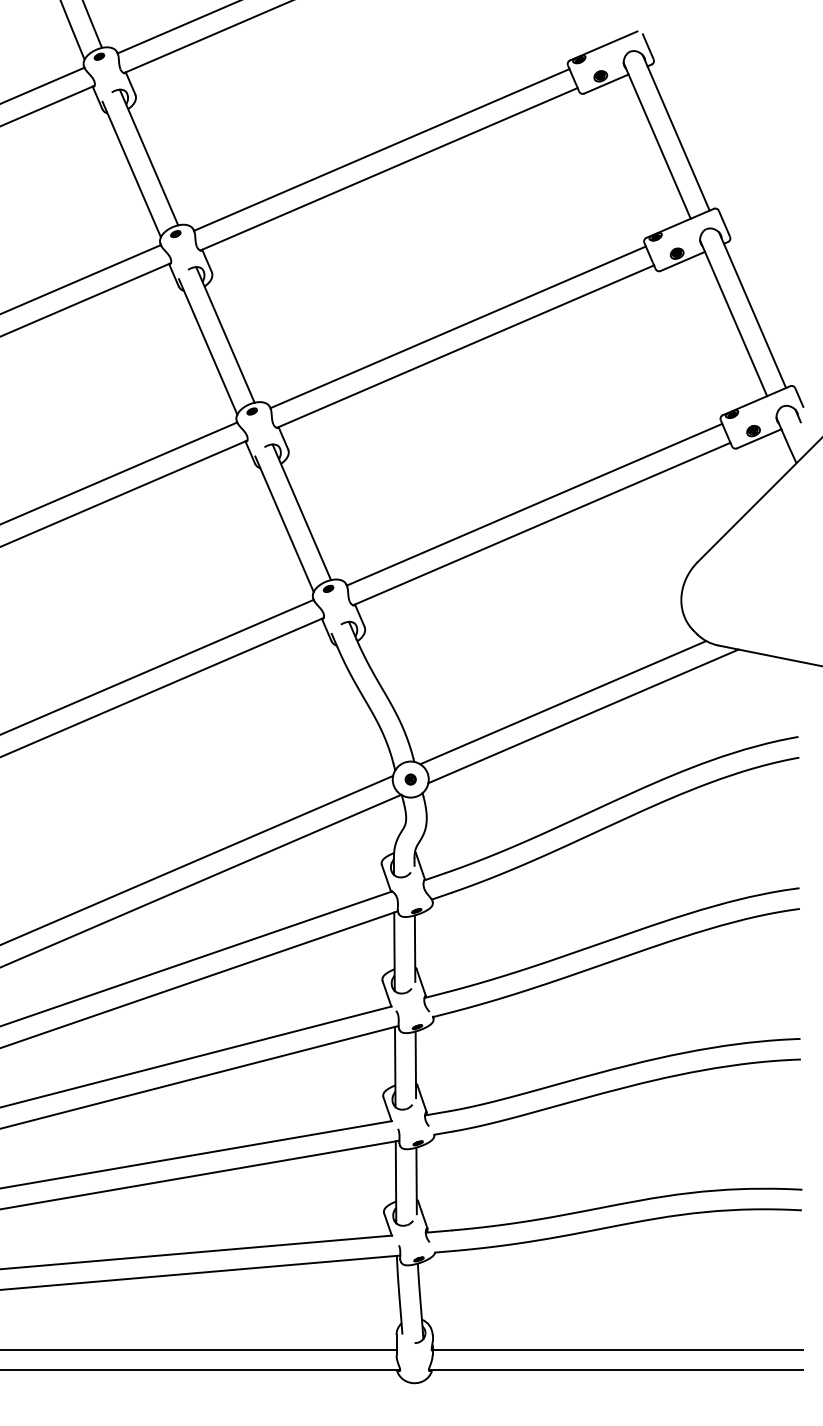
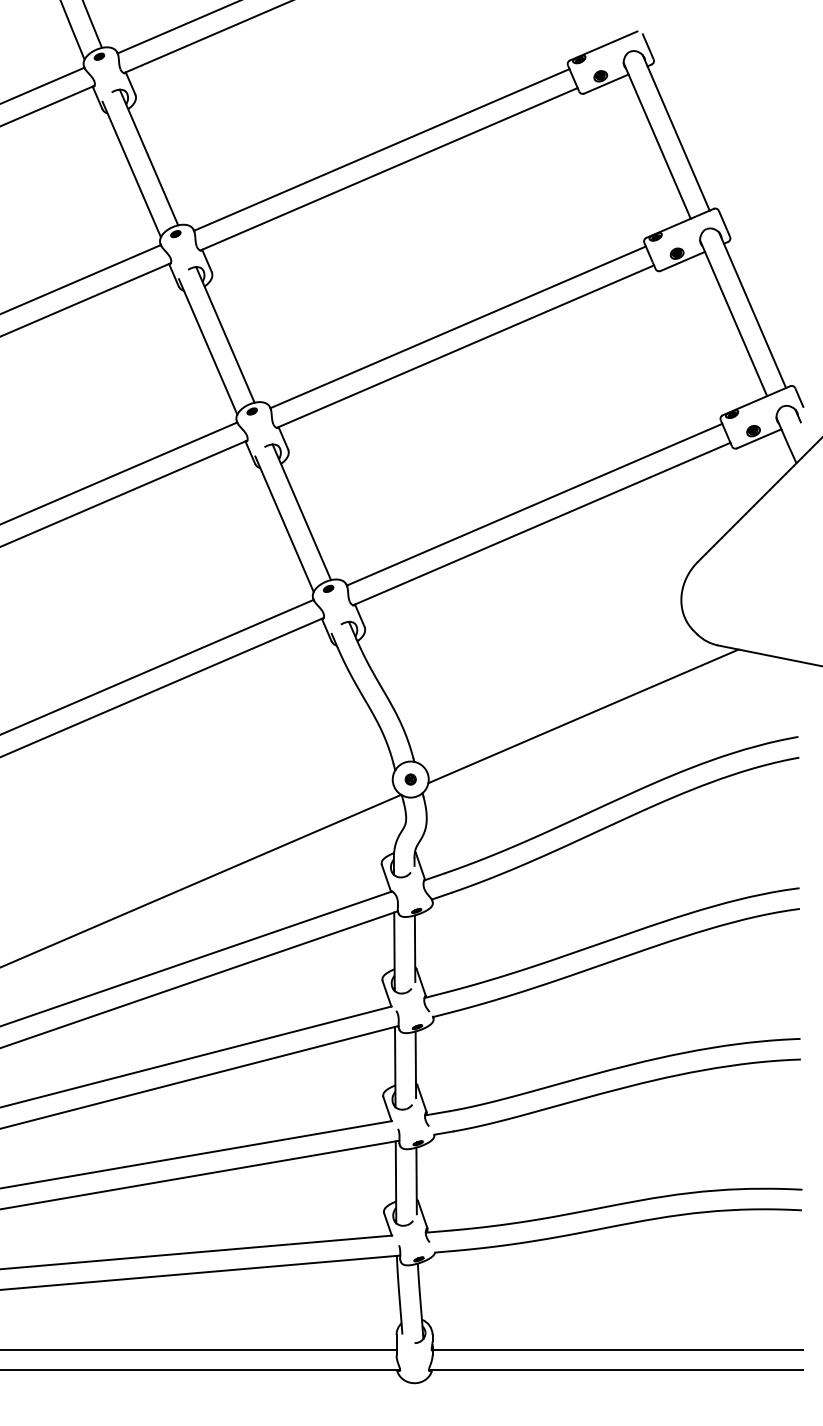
line: present -> none (563, 702)
line: present -> none (197, 859)
